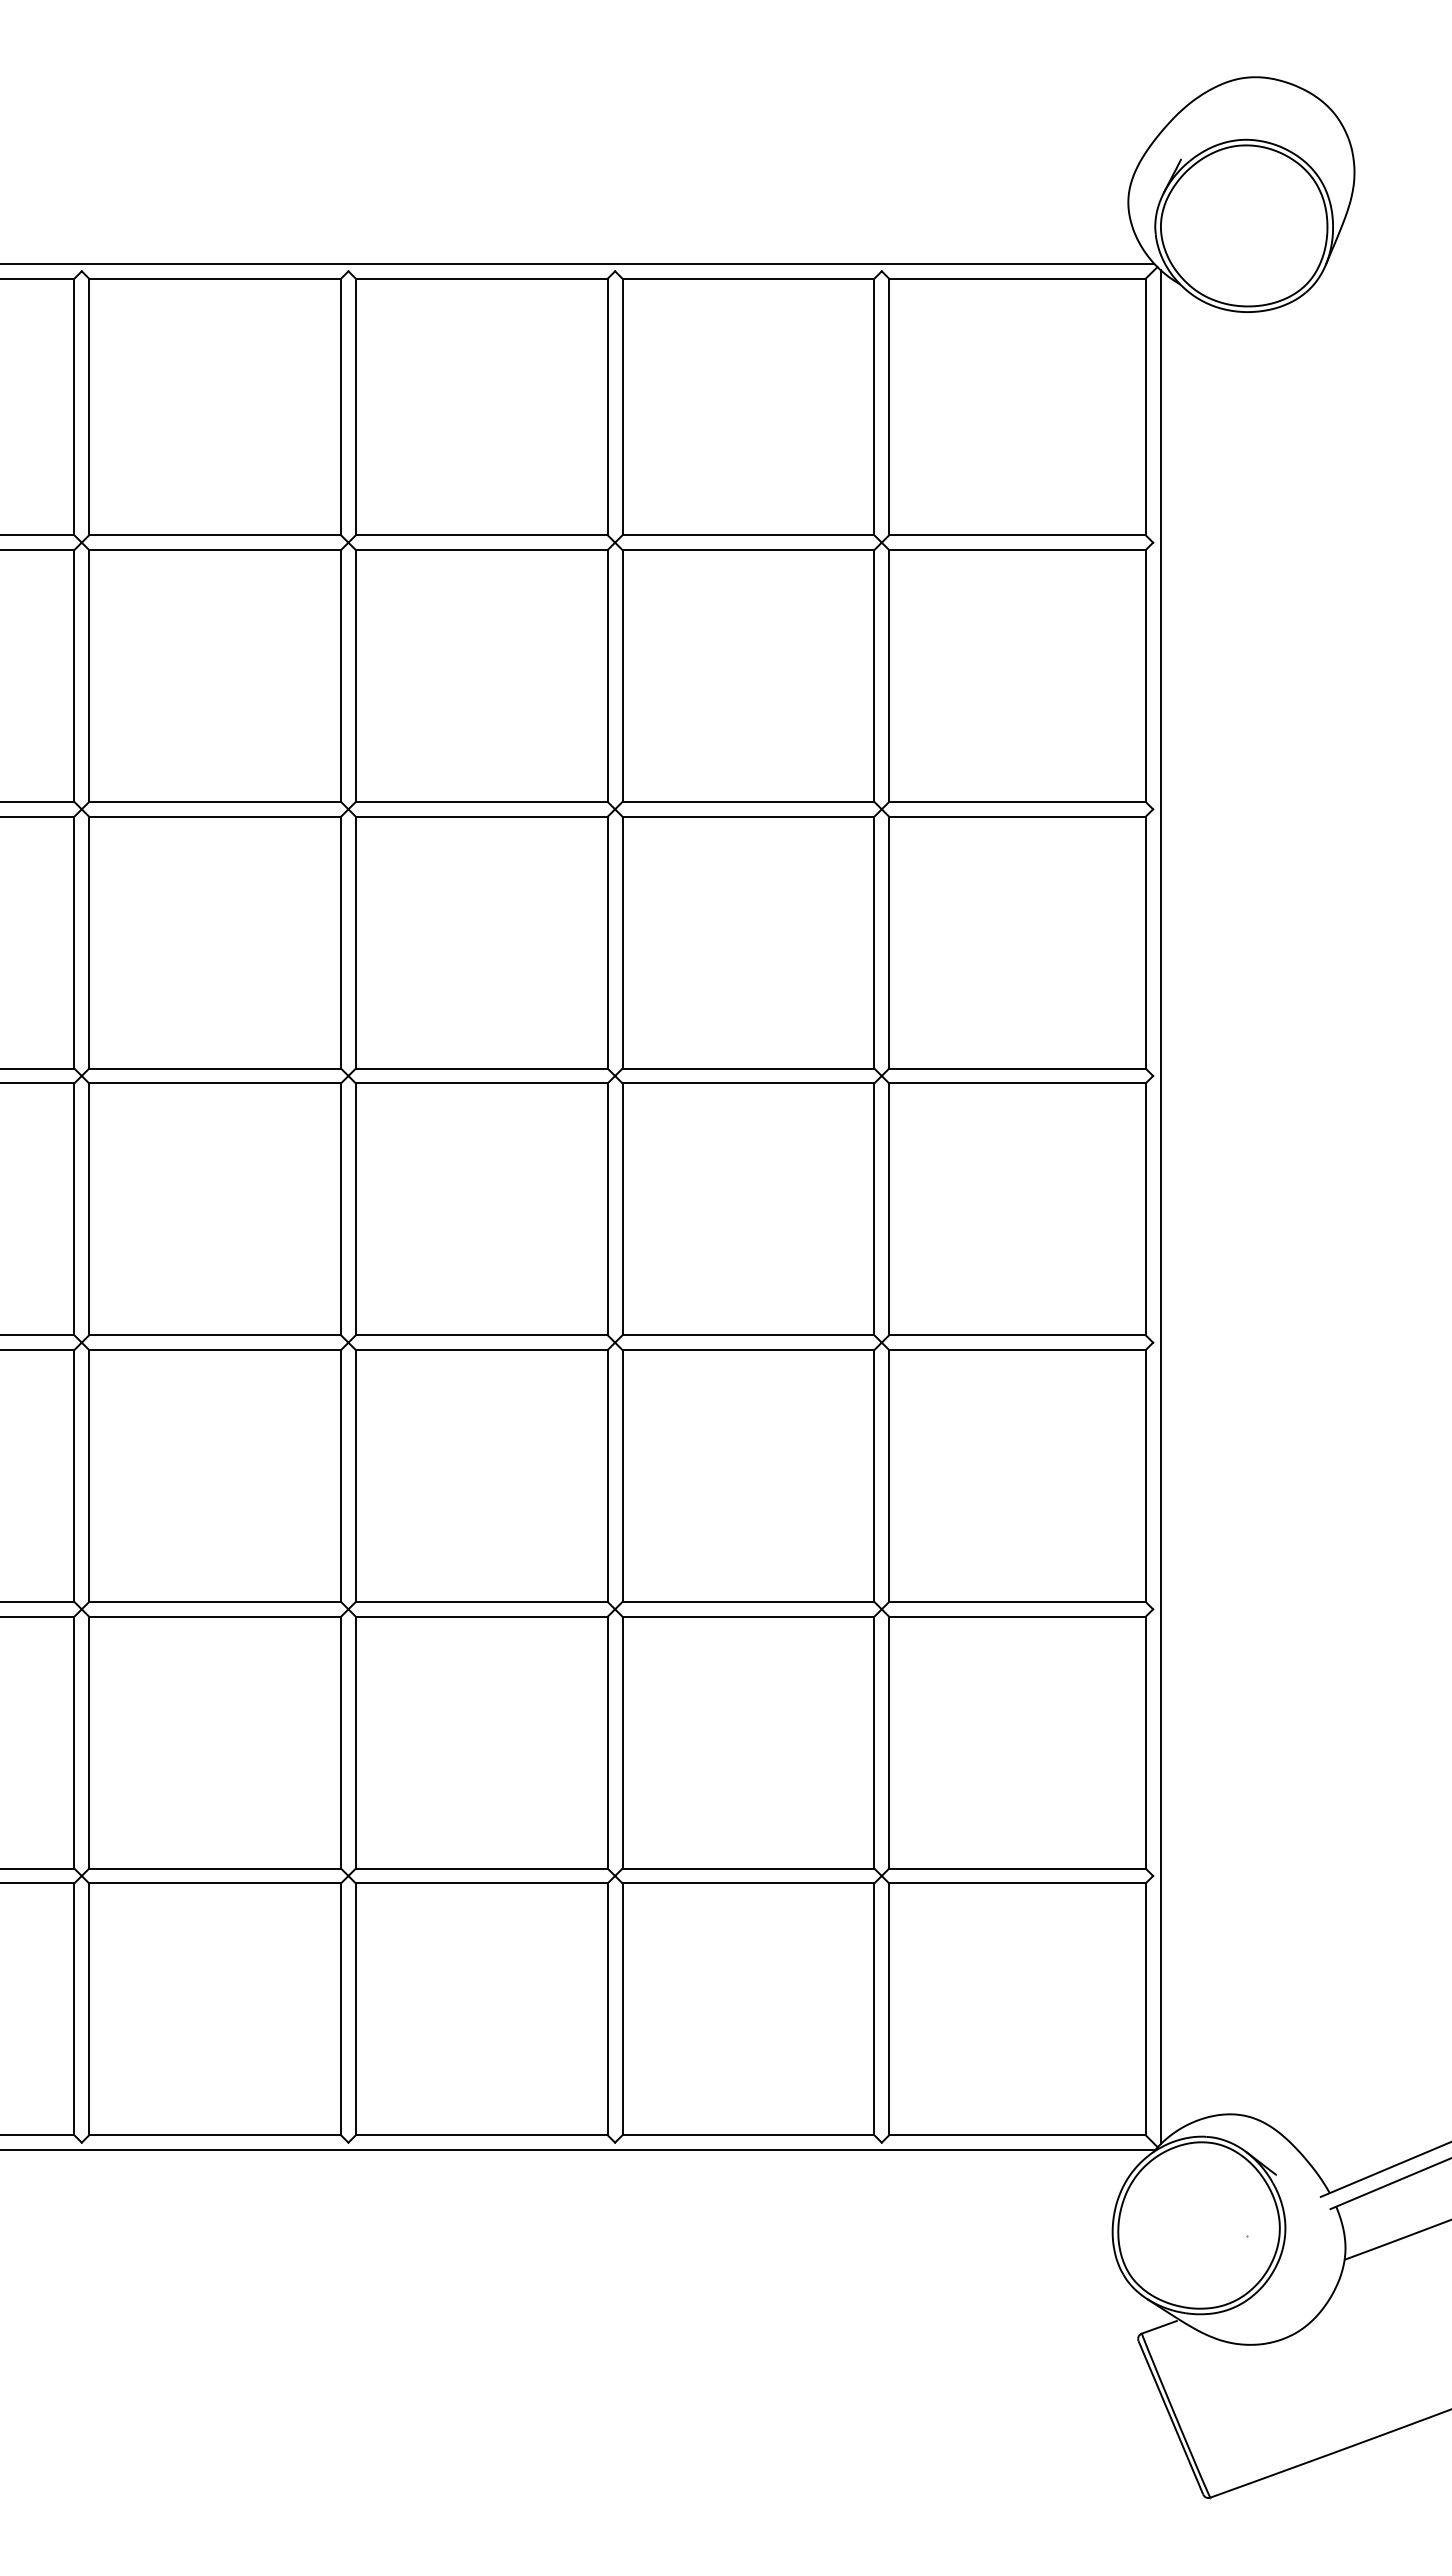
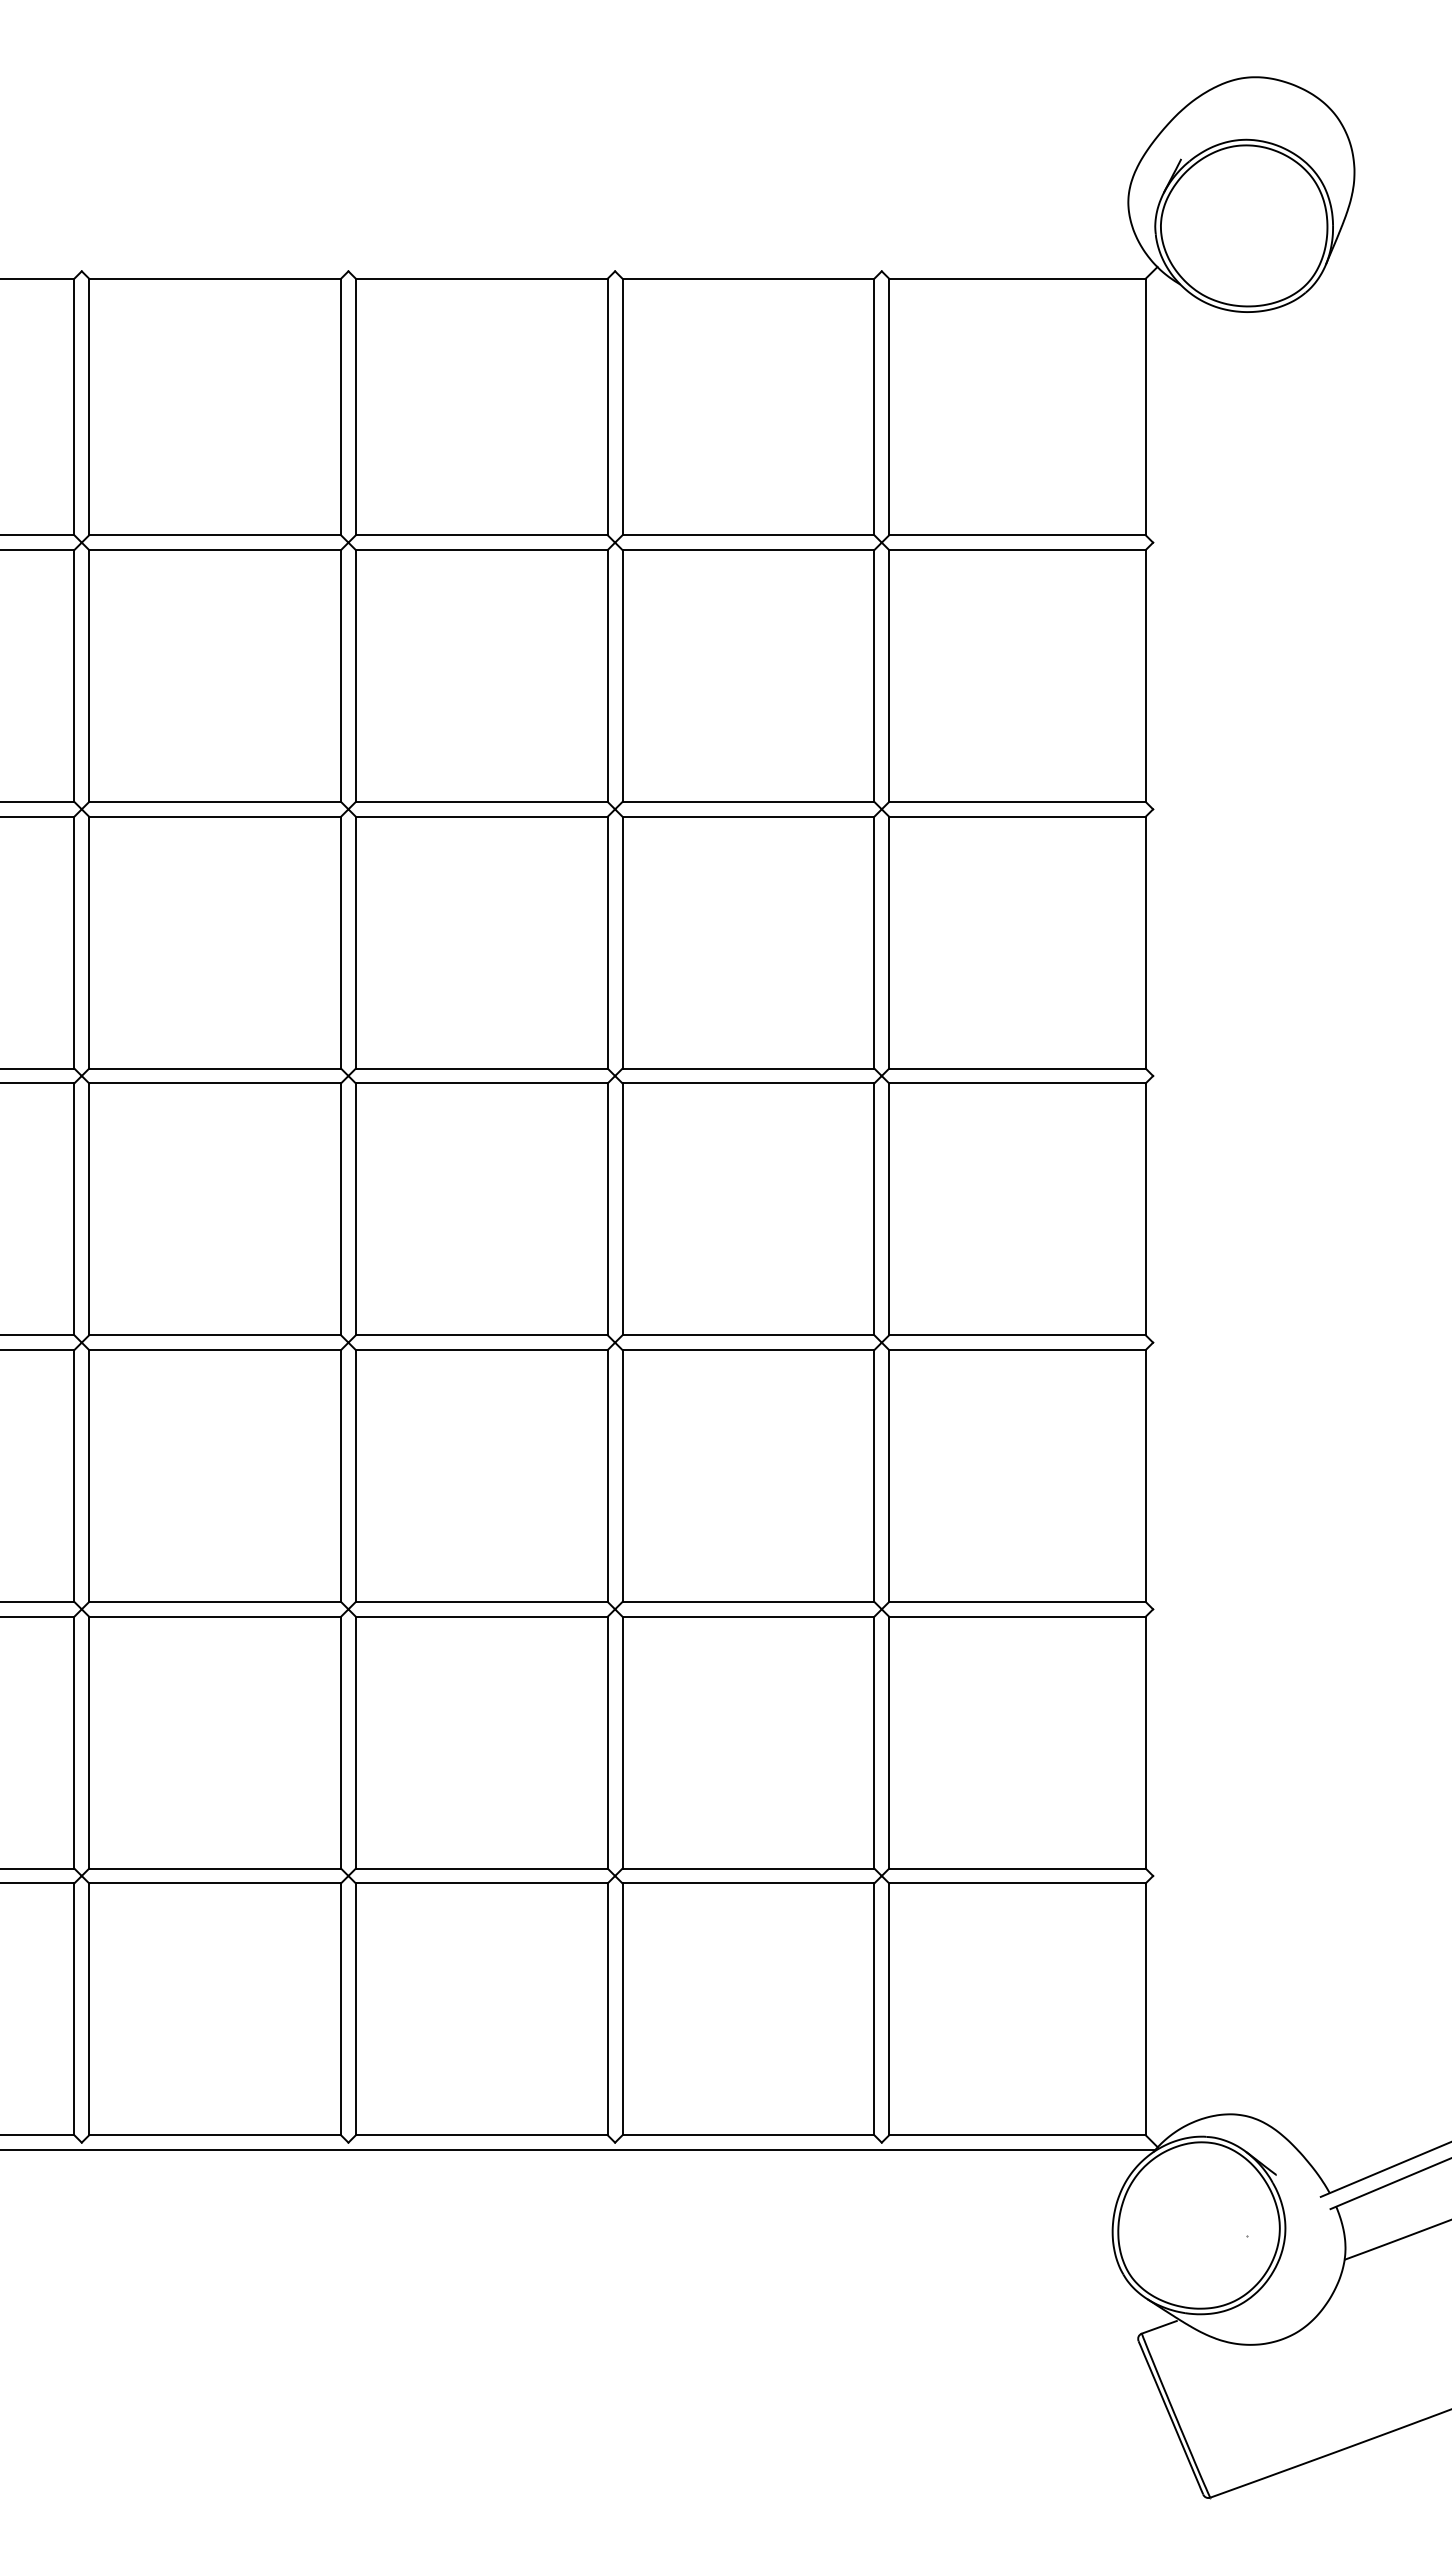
line: present -> none (578, 263)
line: present -> none (1160, 1207)
